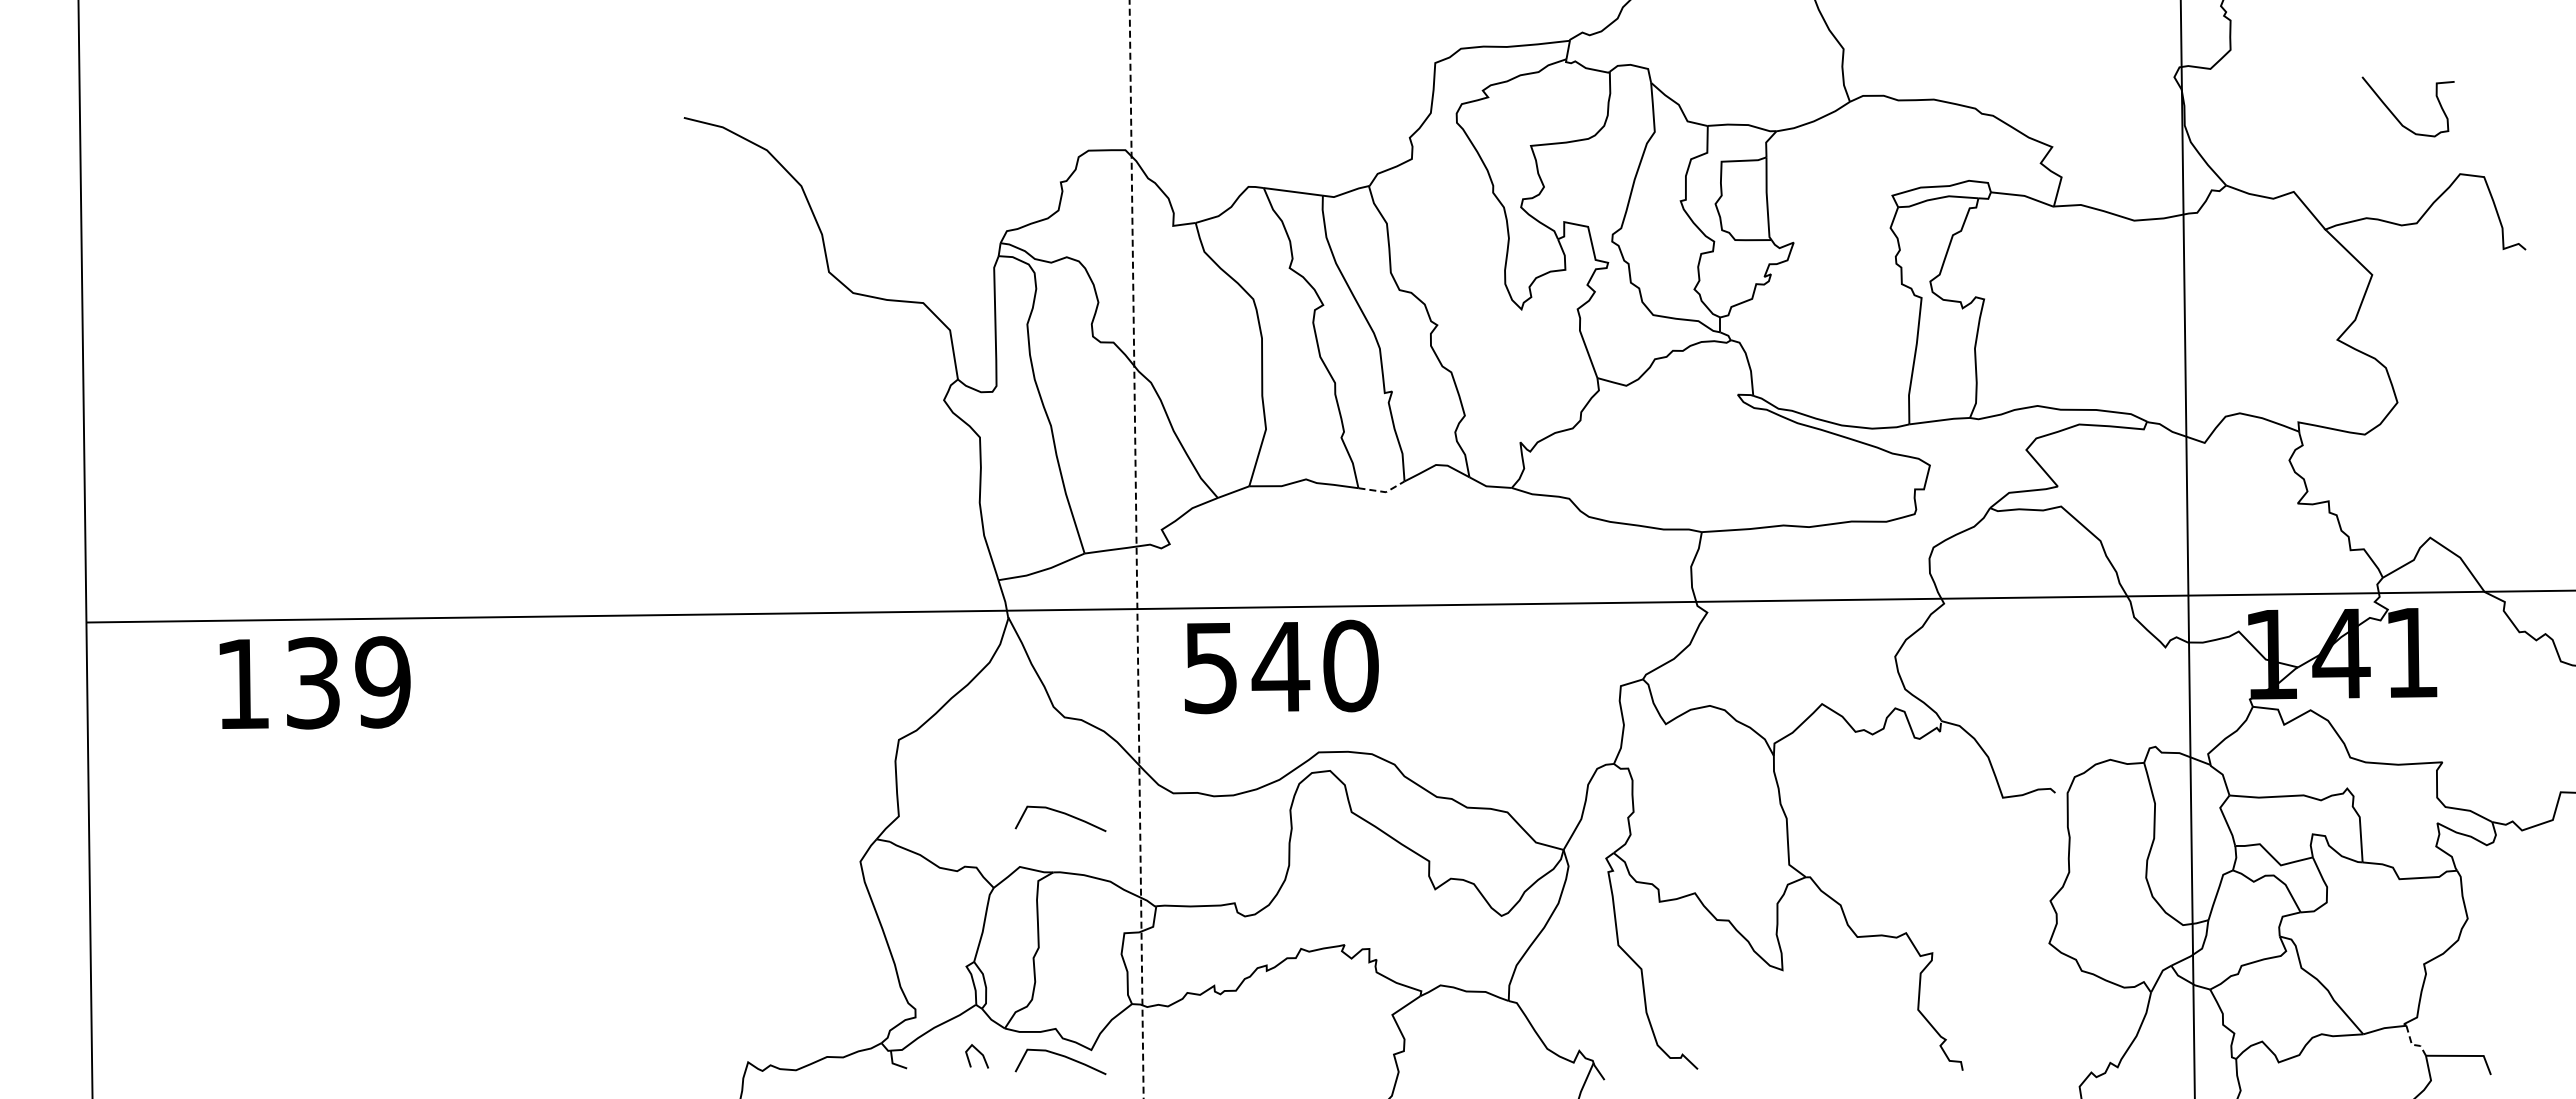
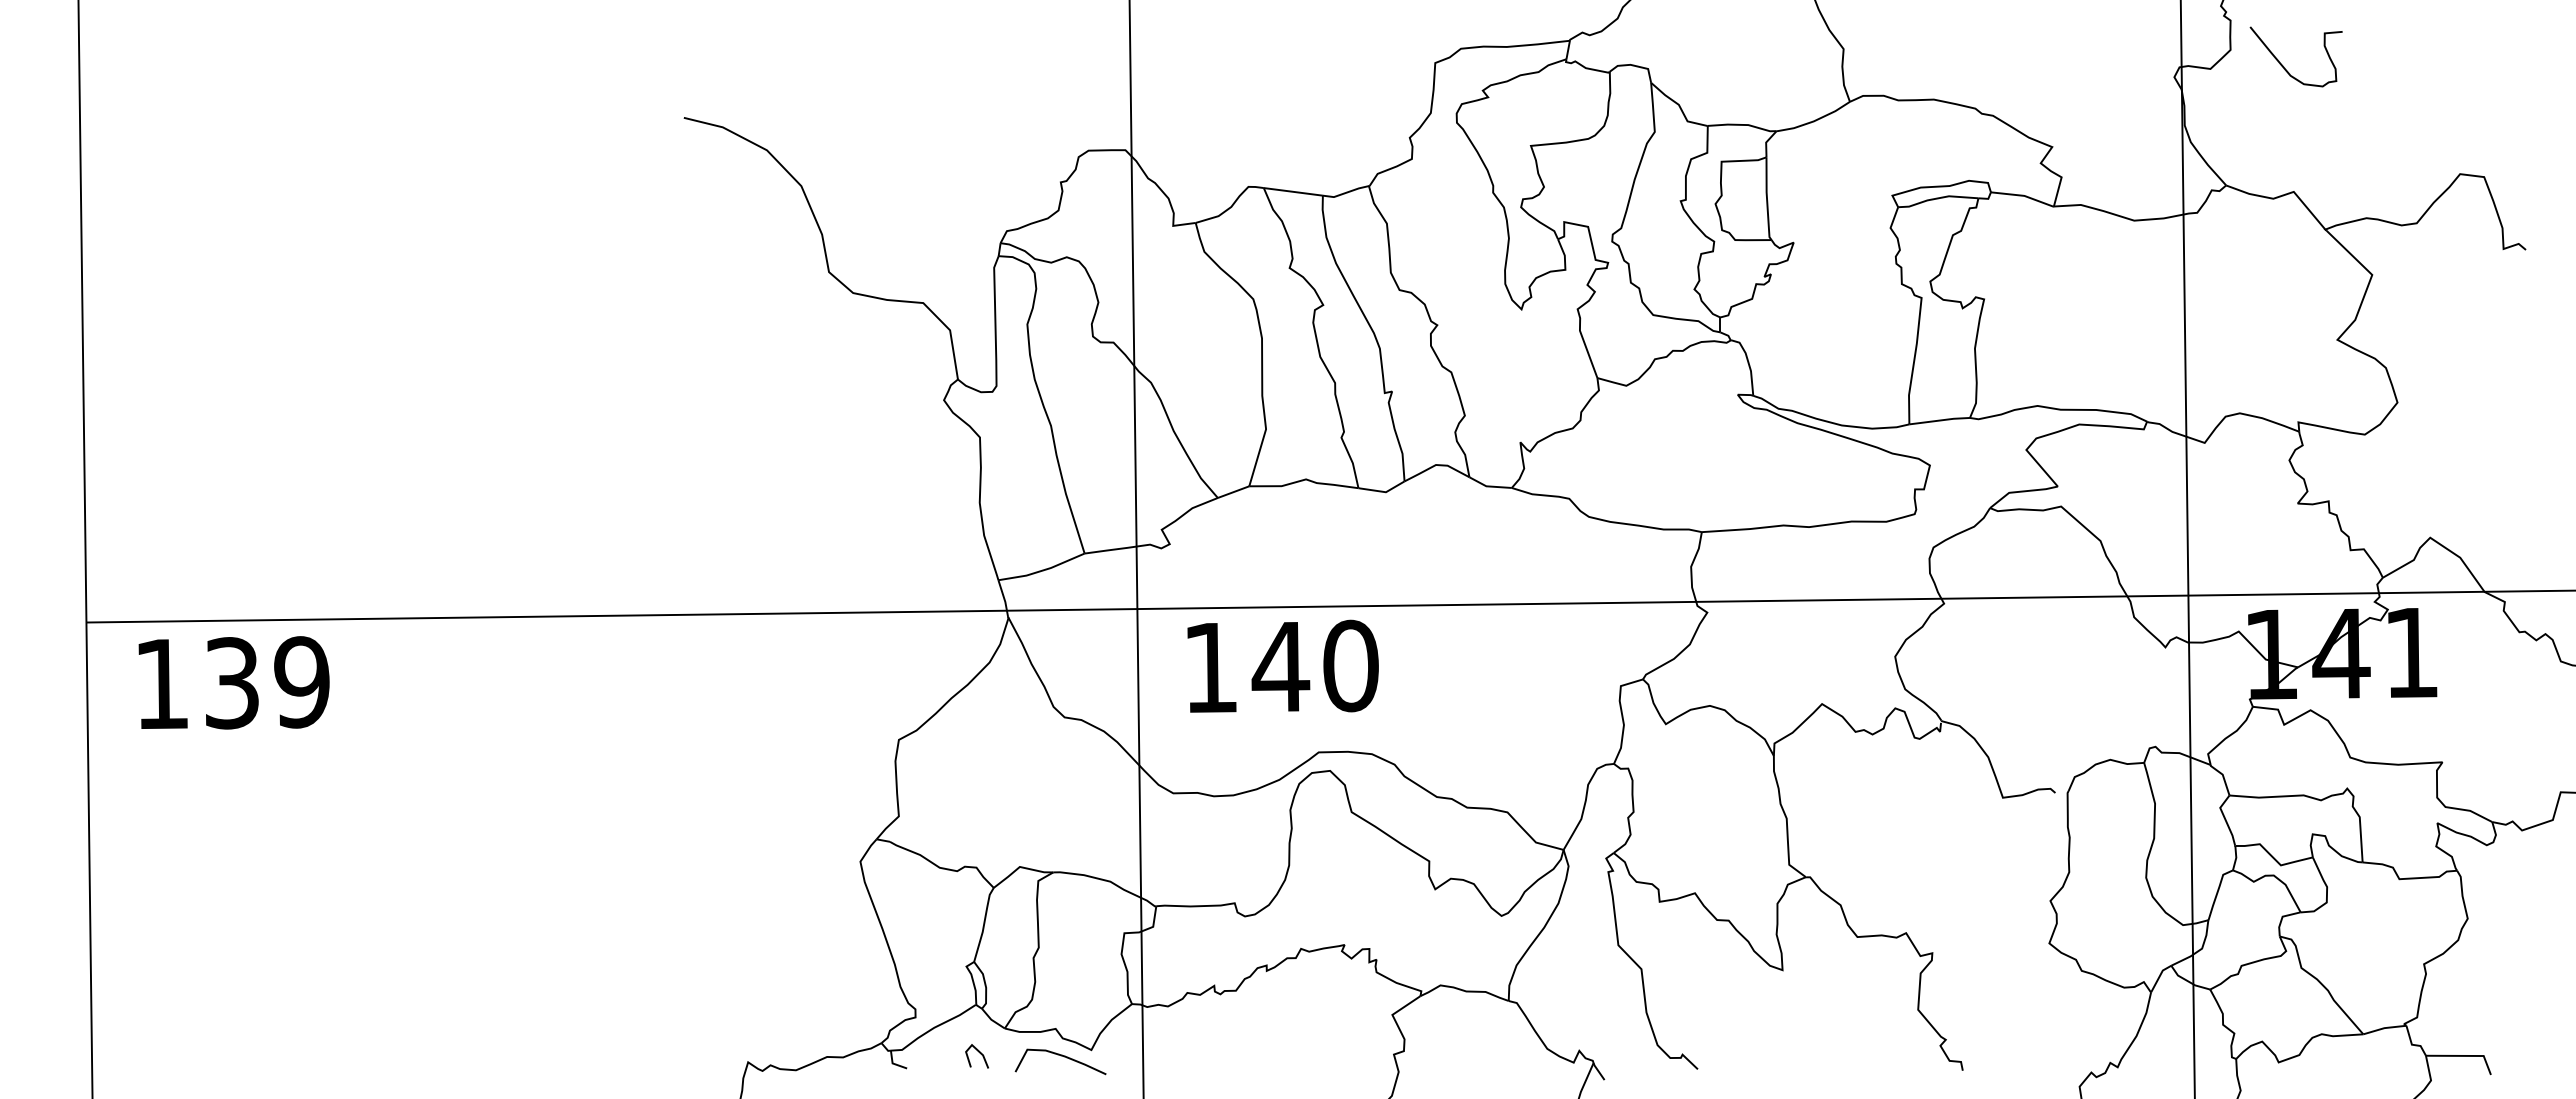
curve position: (2396, 116) -> (2284, 66) (2284, 66)
line: dashed -> solid (1384, 491)
line: dashed -> solid (1136, 549)
text: 540 -> 140 (1210, 668)
text position: (314, 682) -> (233, 682) (233, 682)
curve: present -> none (1060, 813)
line: dashed -> solid (2412, 1044)
